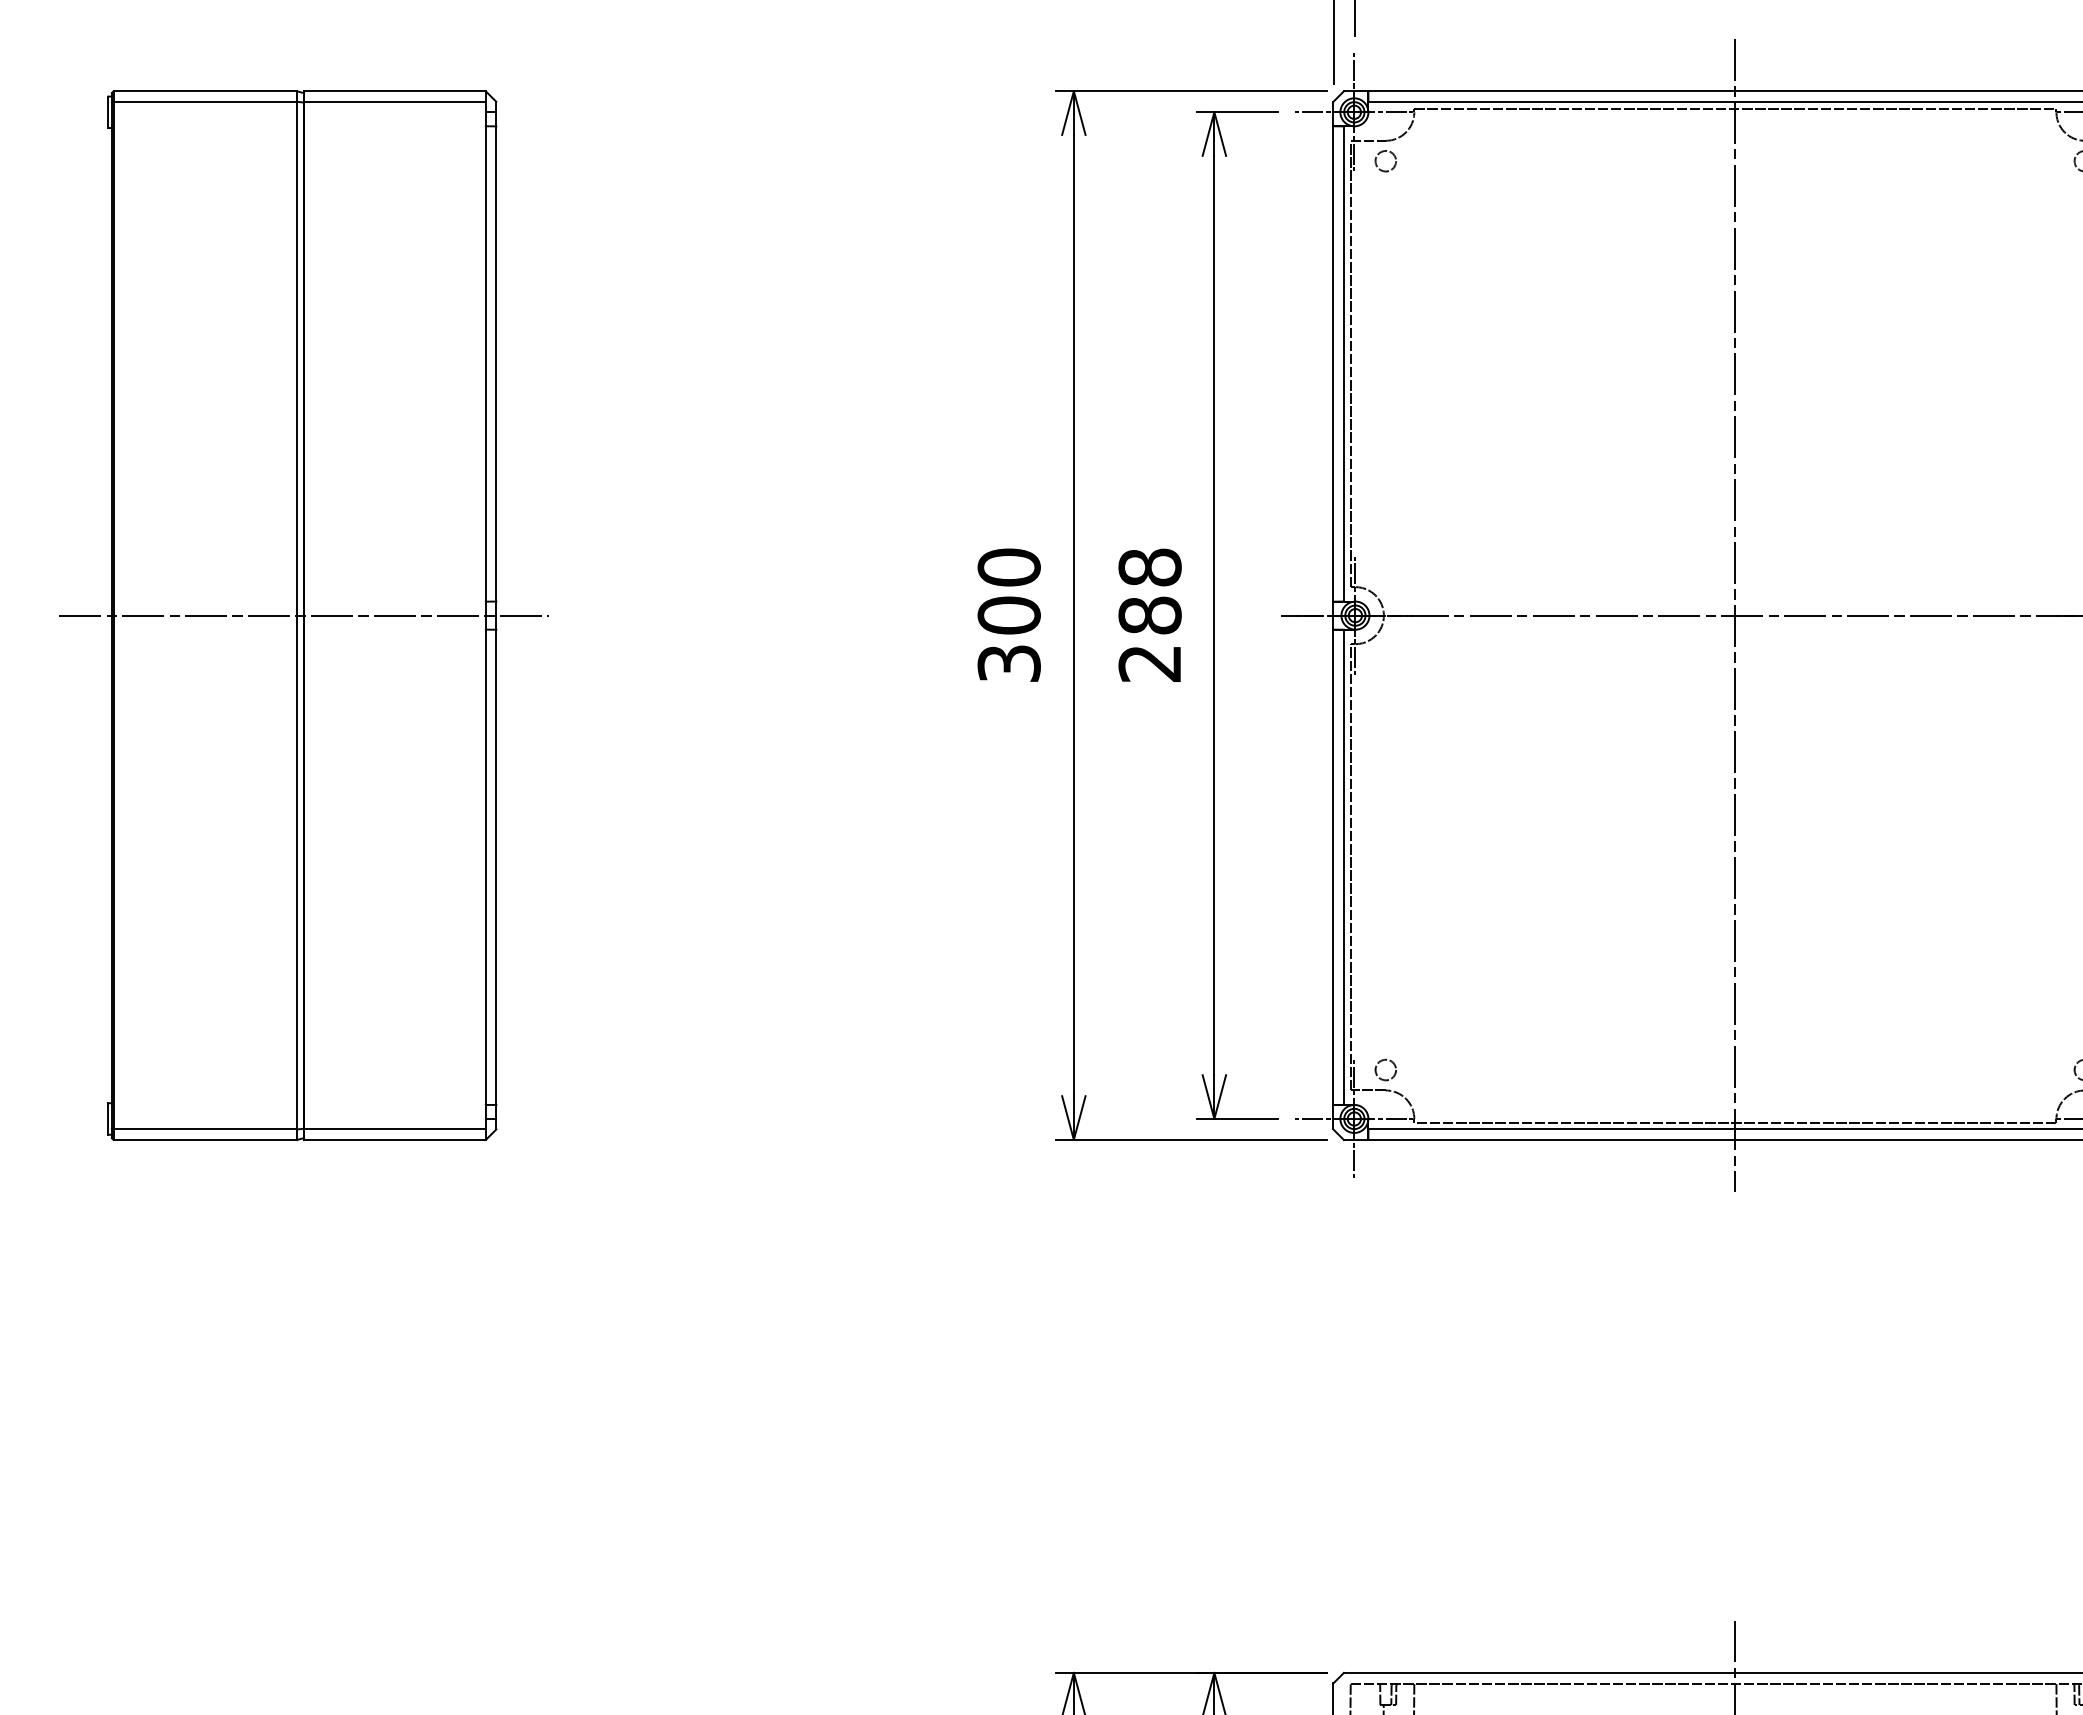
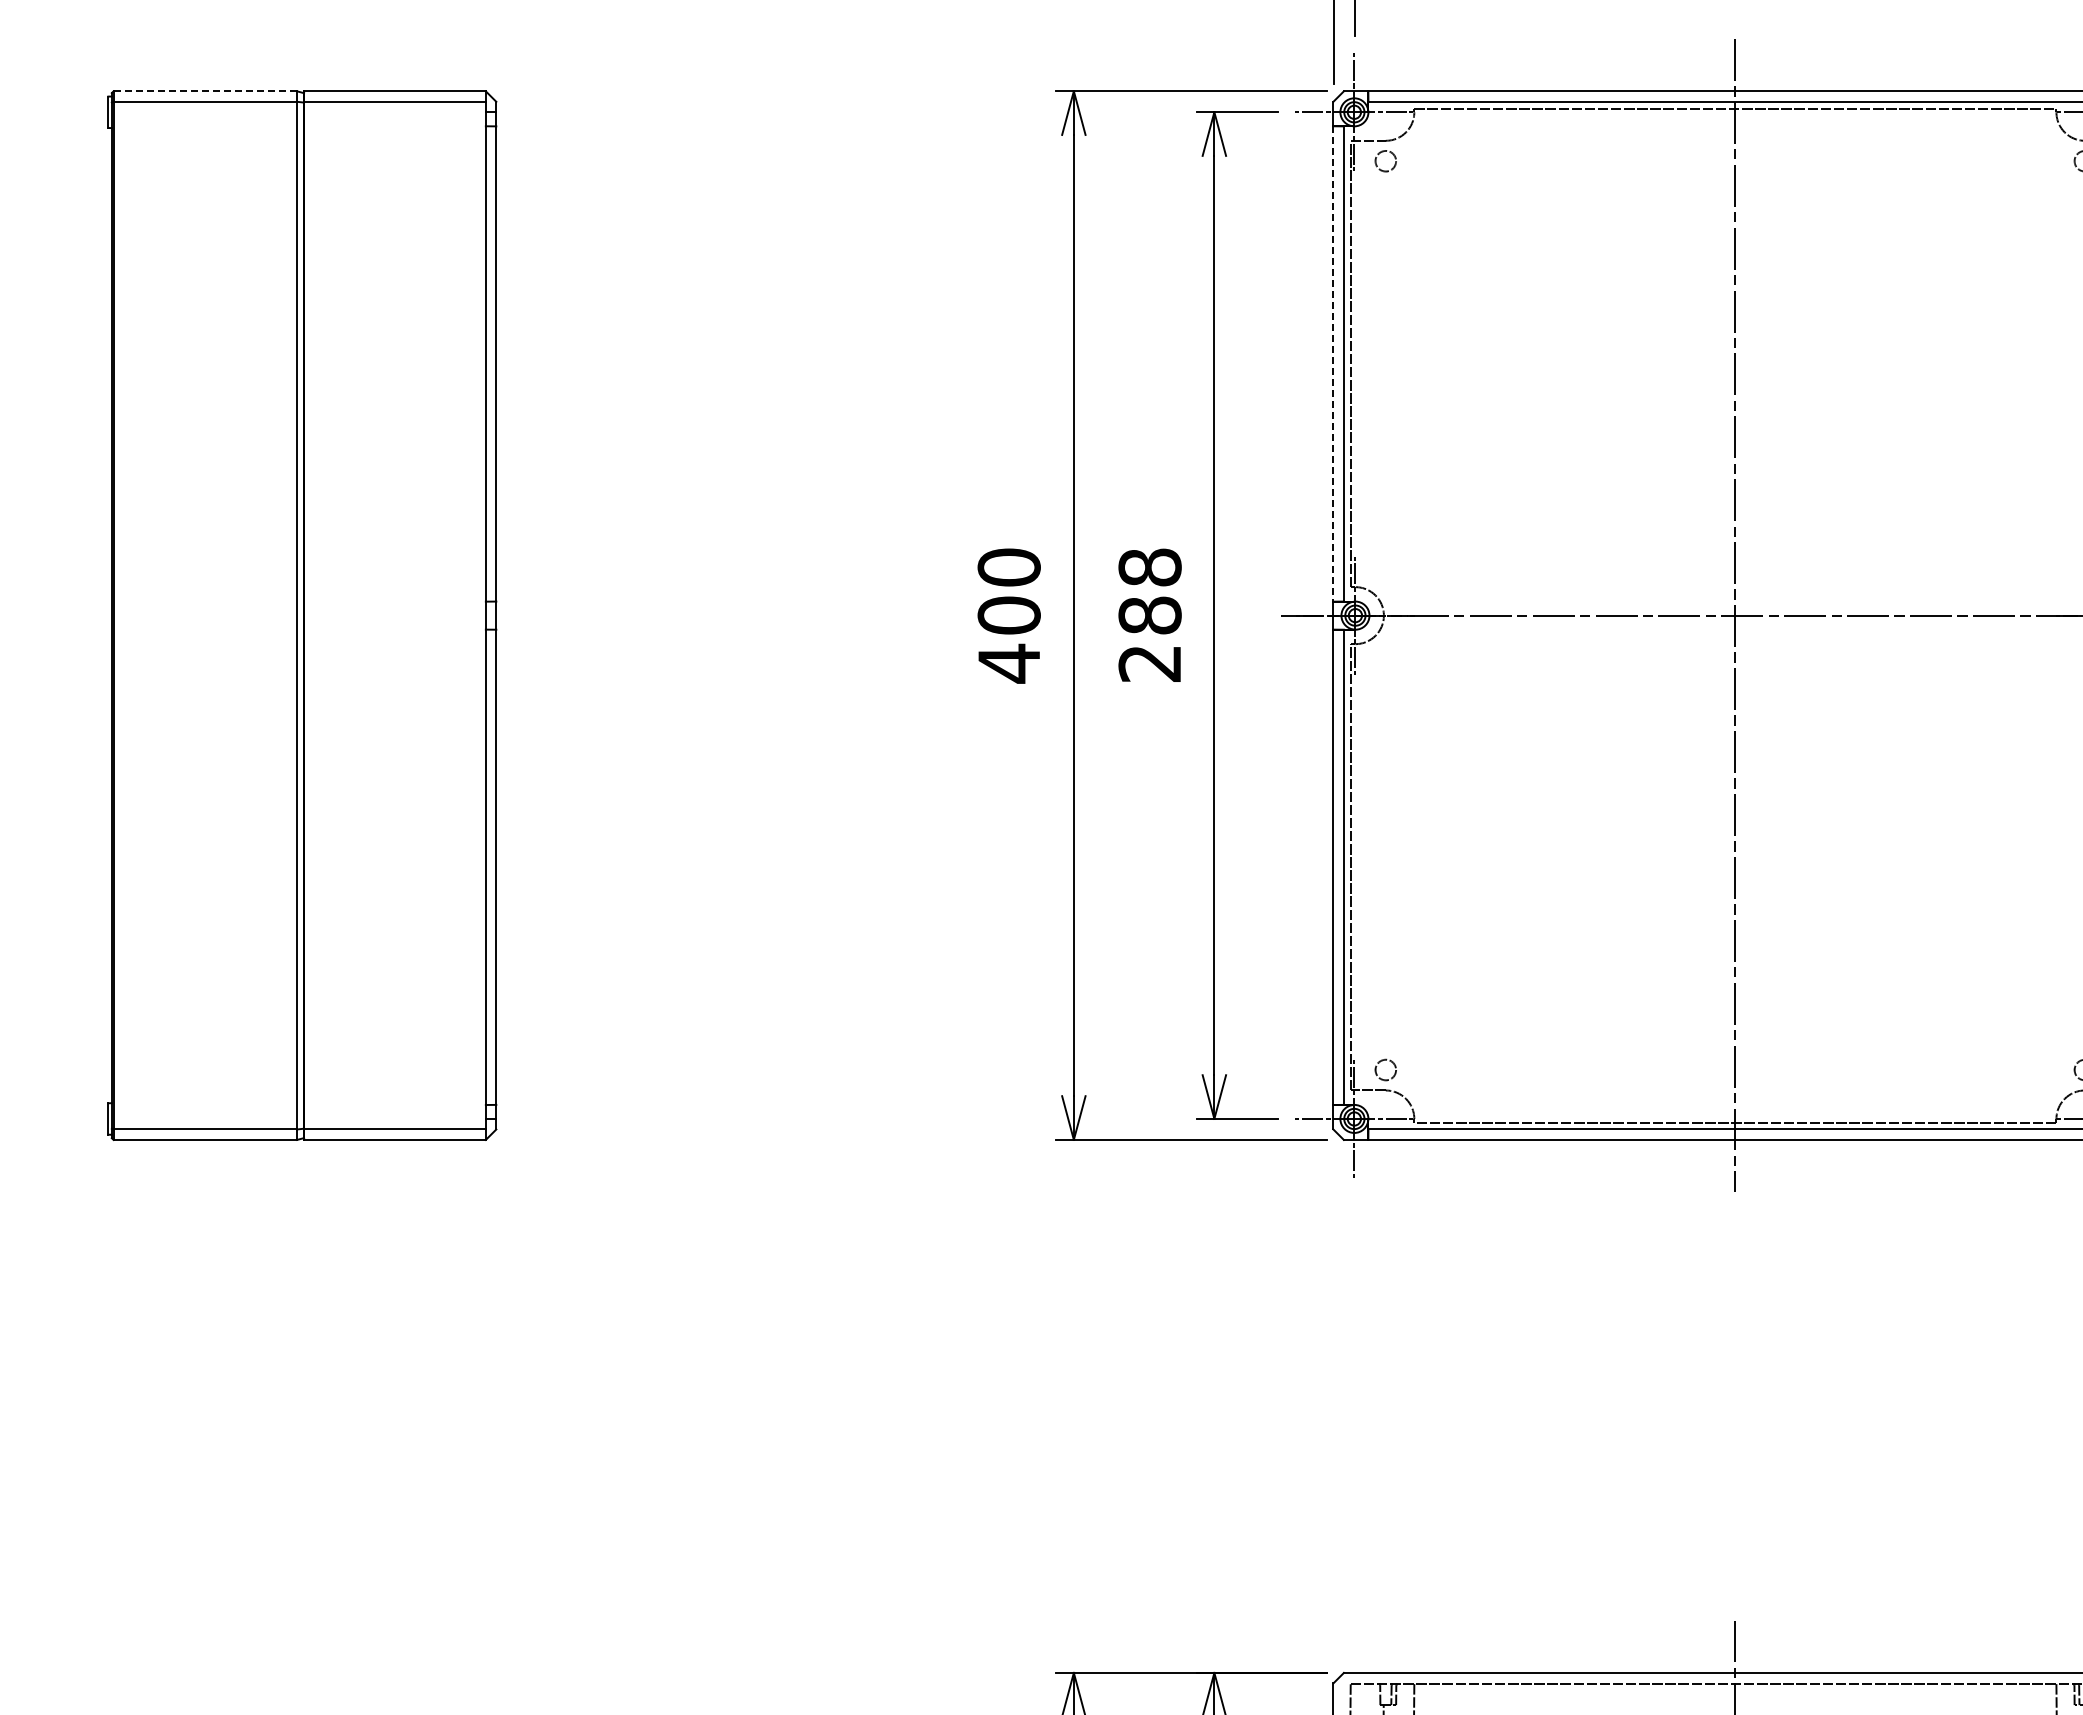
line: solid -> dashed (205, 91)
line: solid -> dashed (1333, 363)
line: present -> none (303, 615)
text: 300 -> 400 (1008, 663)
